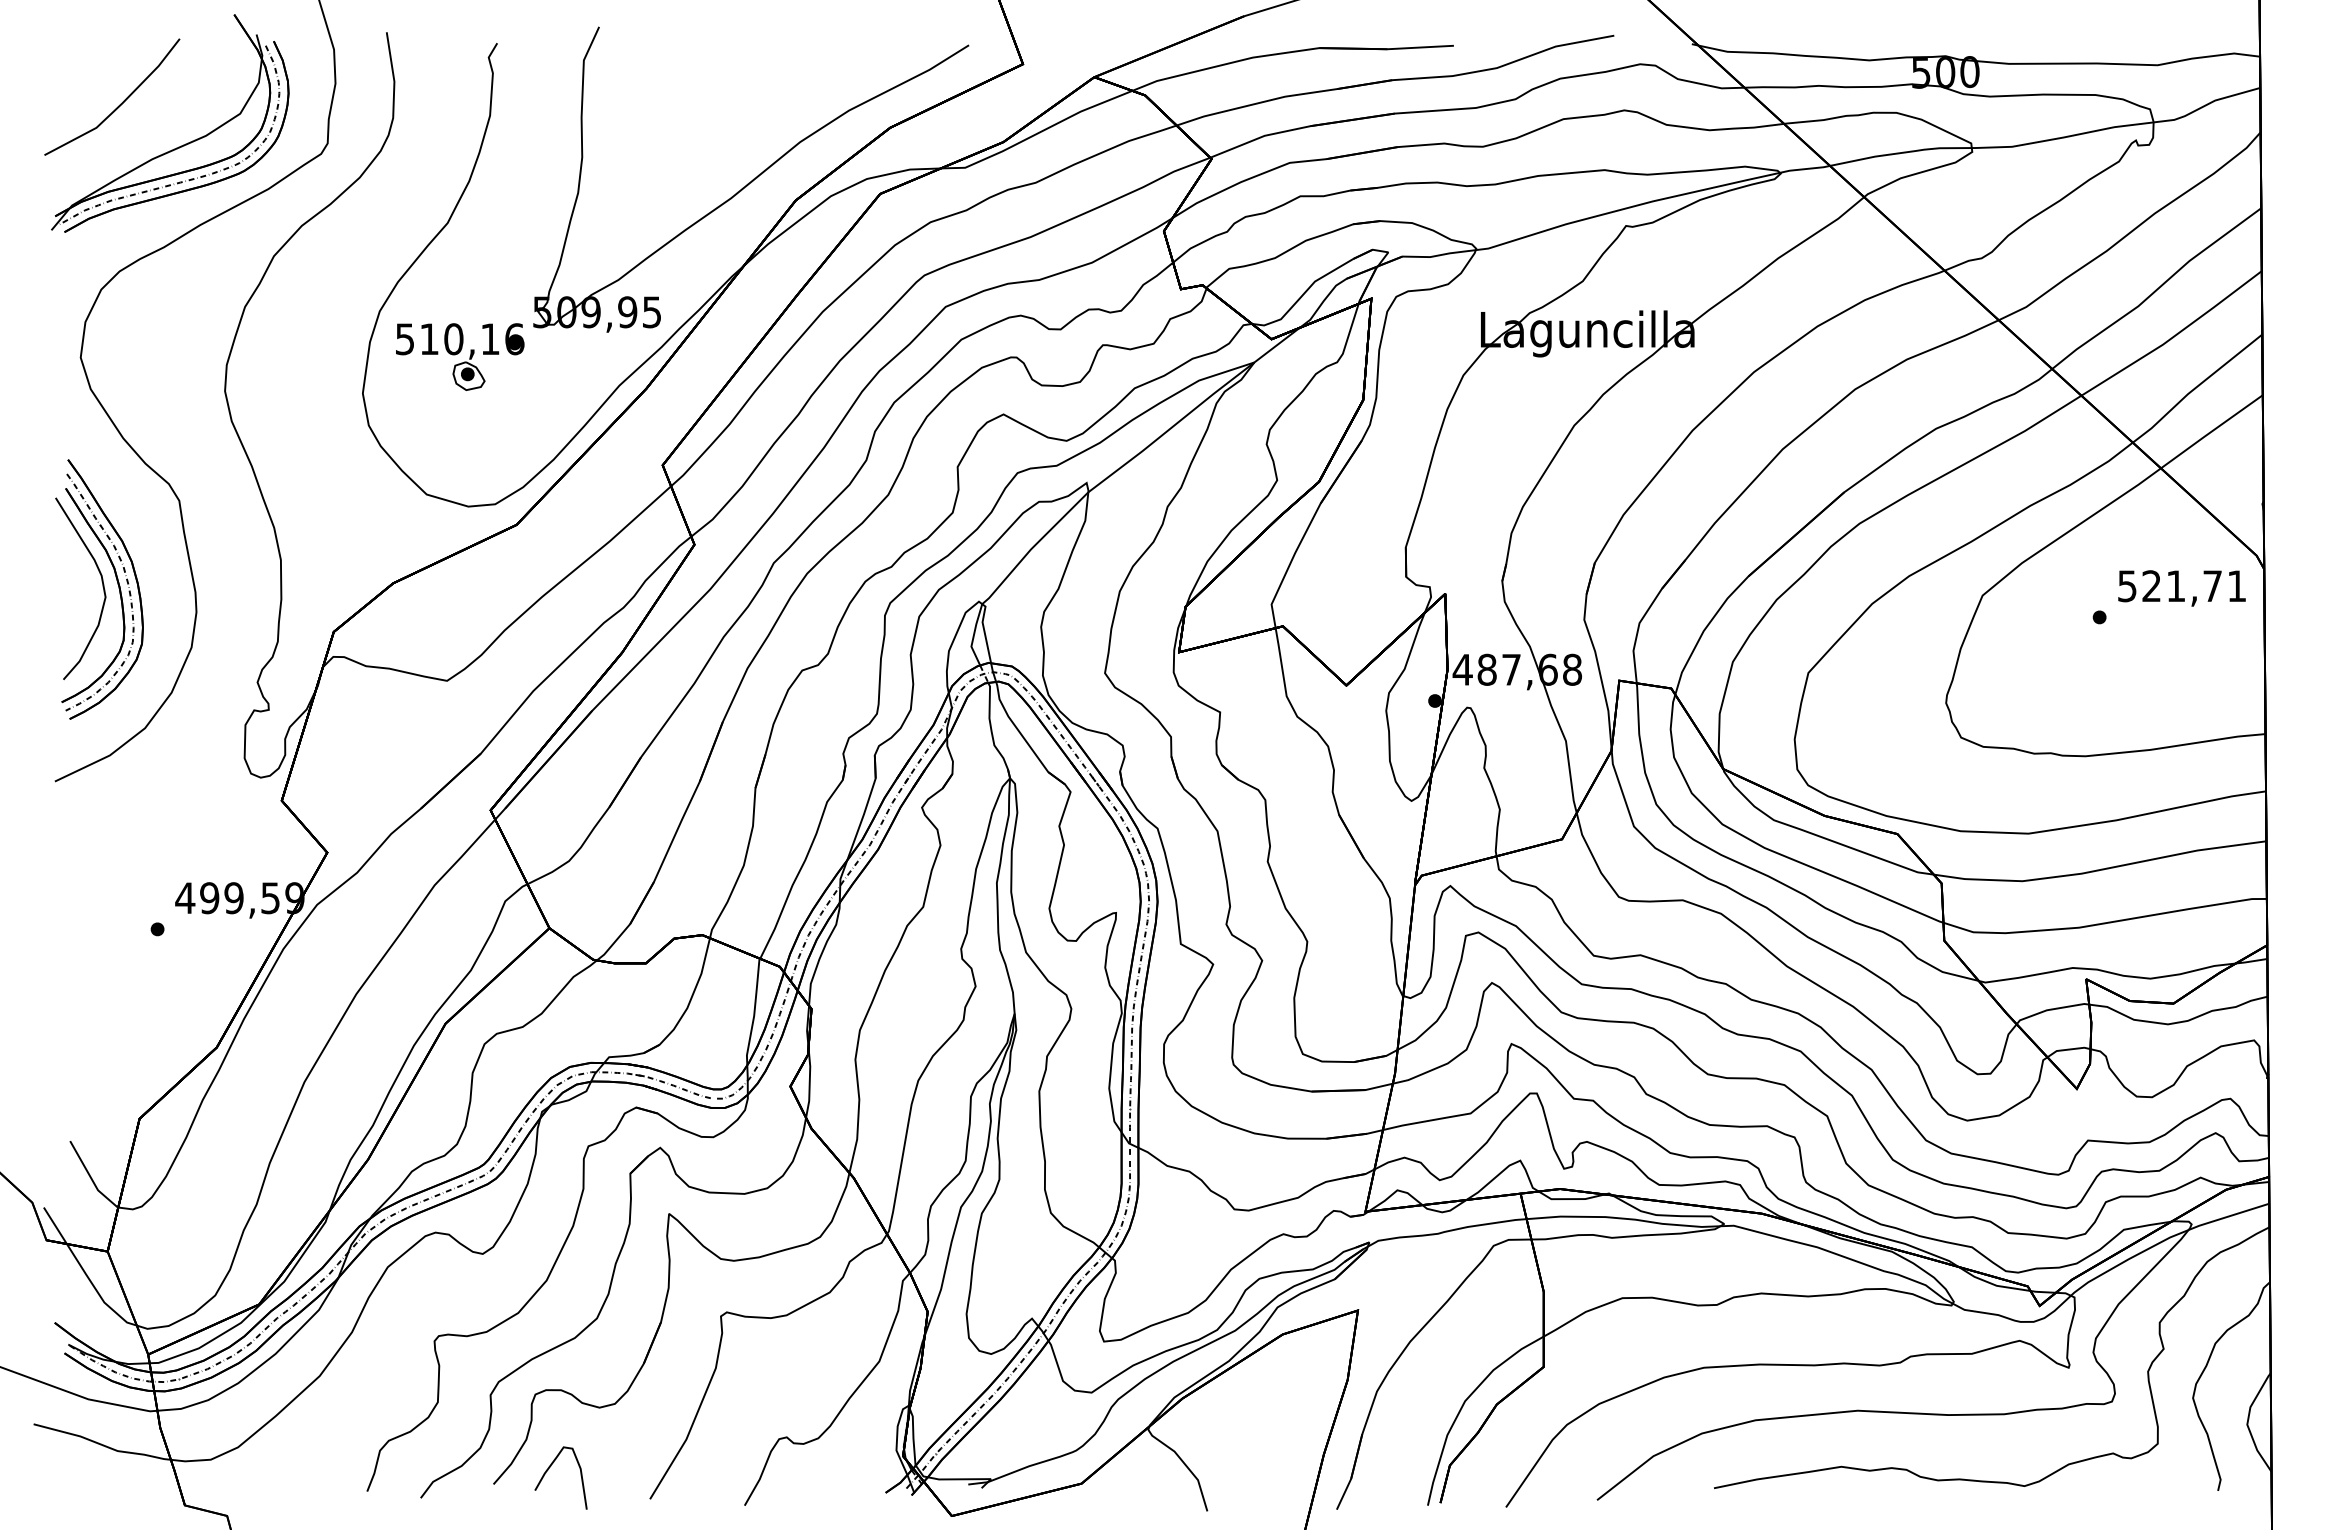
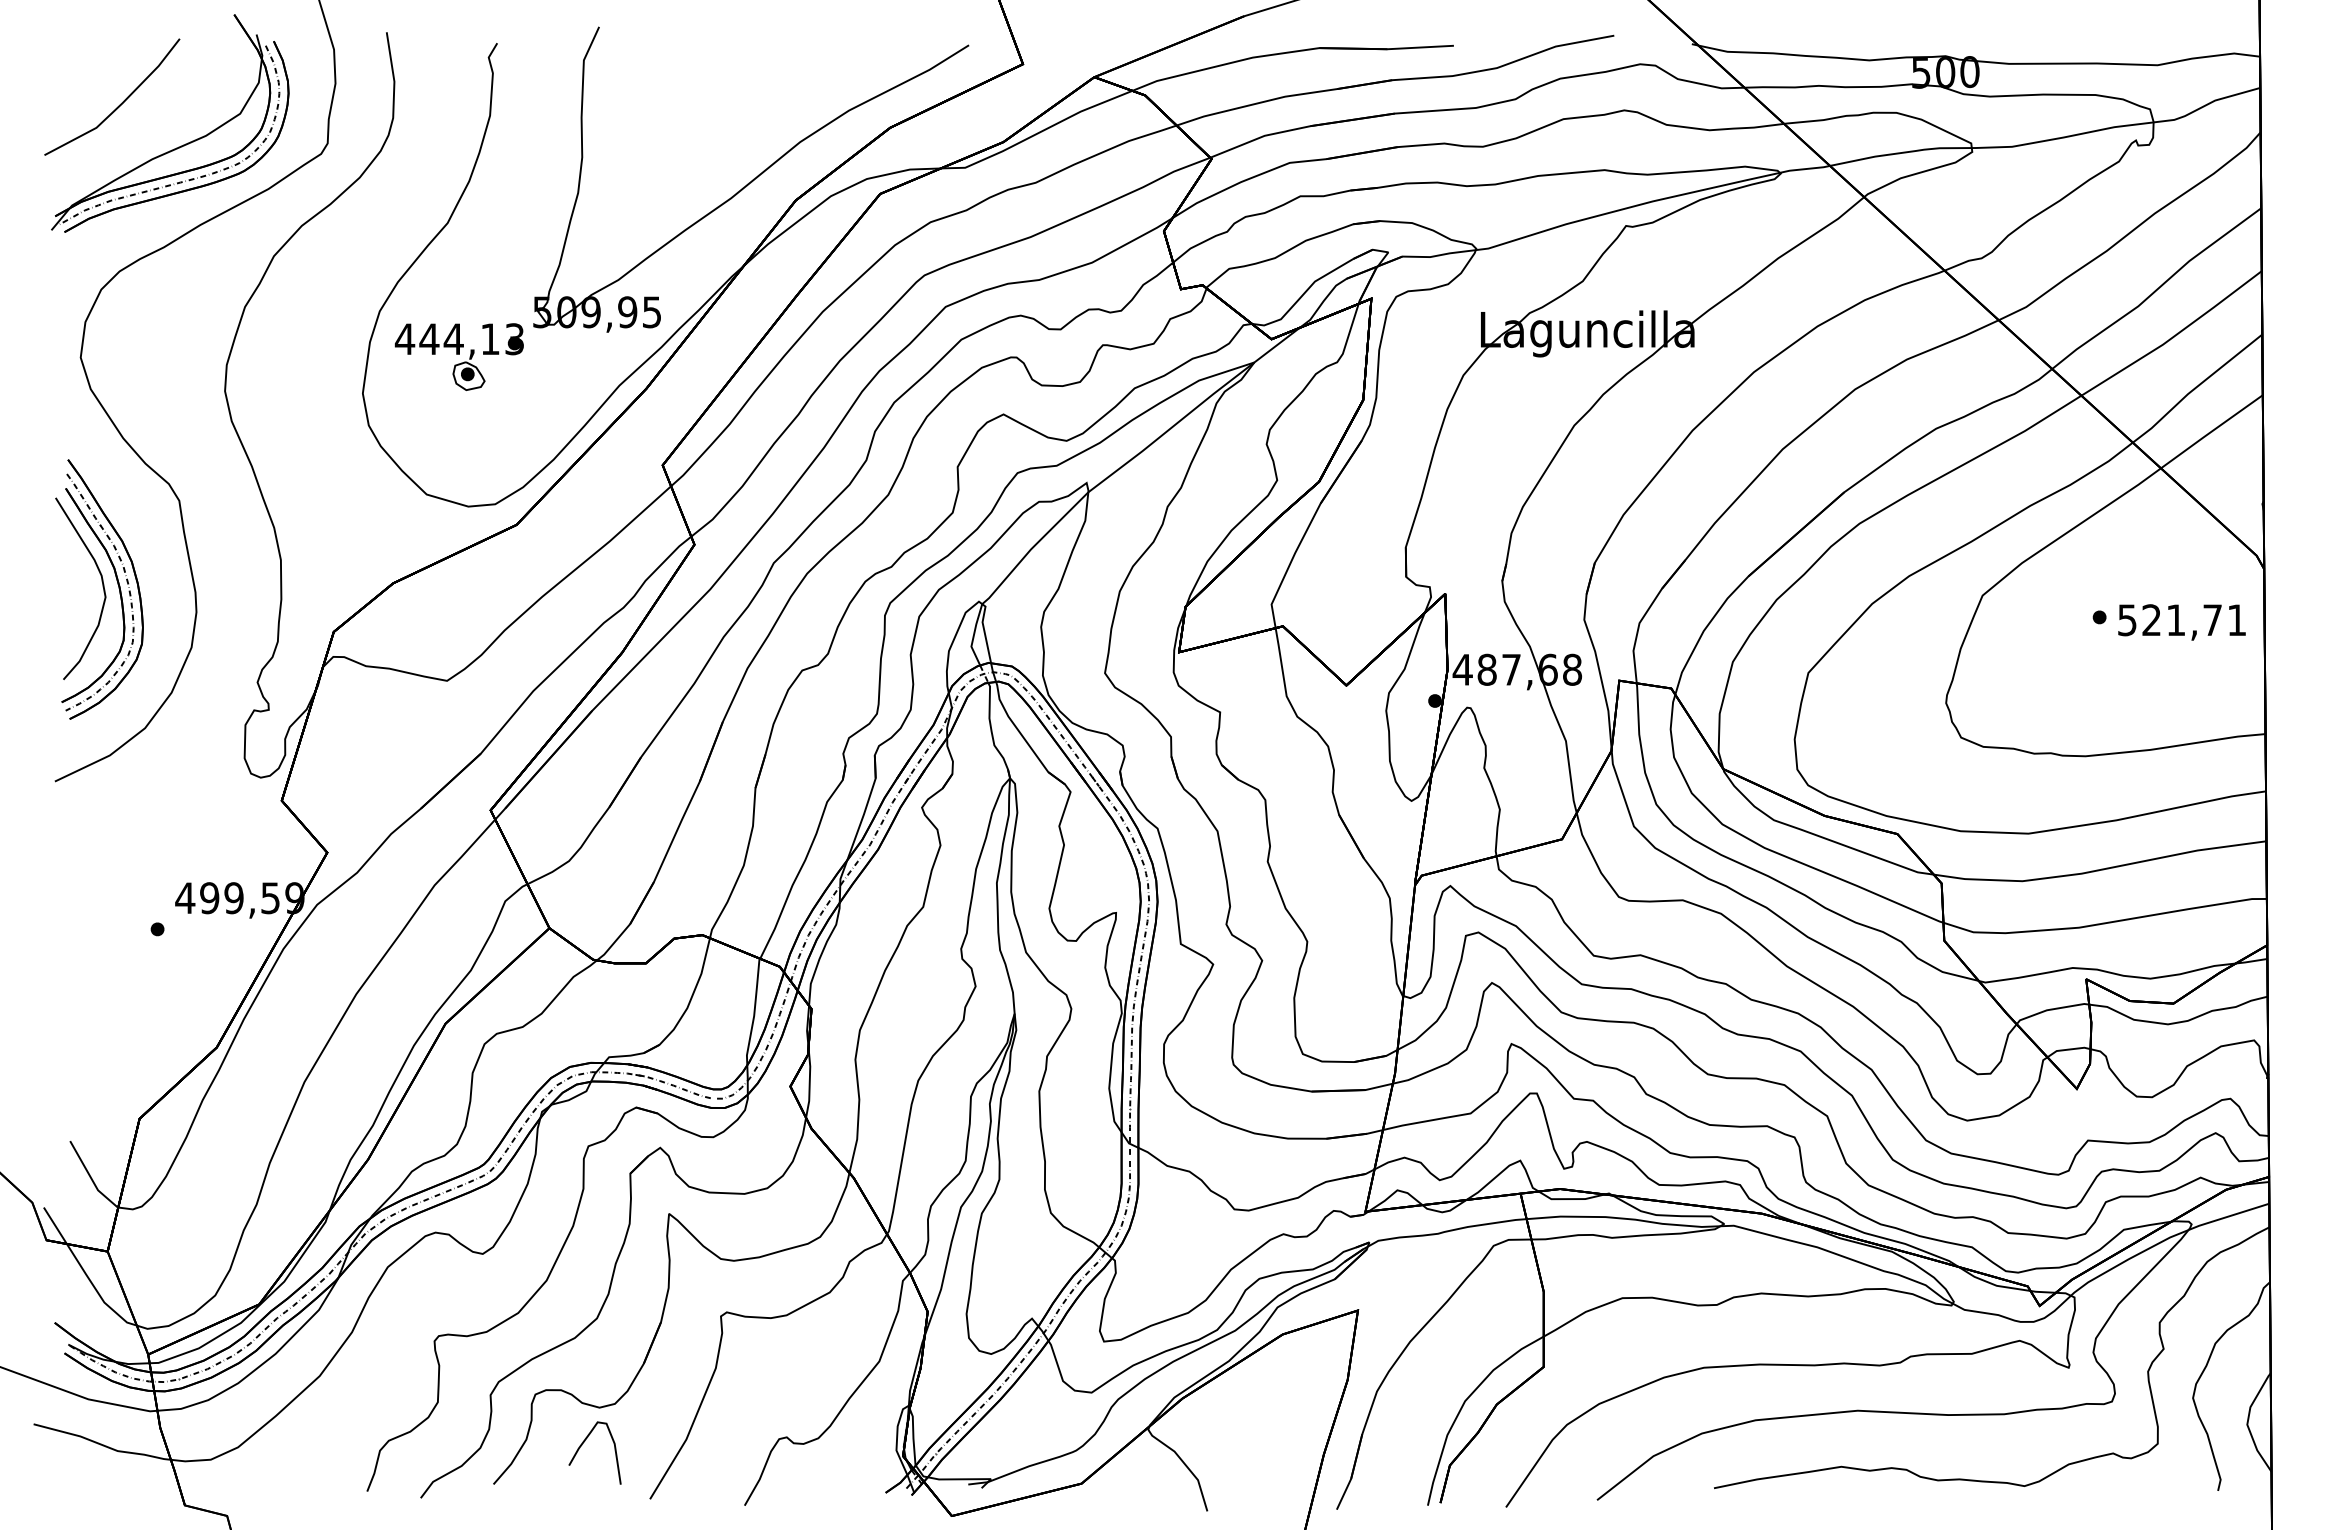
text: 510,16 -> 444,13 (459, 339)
text position: (2181, 588) -> (2181, 622) (2181, 622)
curve position: (548, 1470) -> (582, 1445) (582, 1445)
